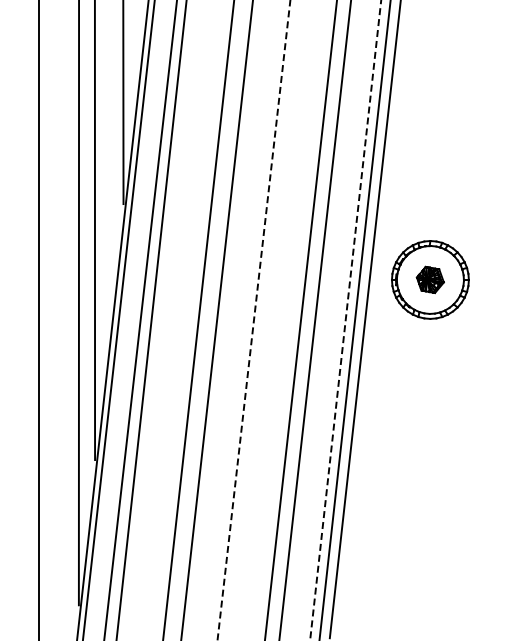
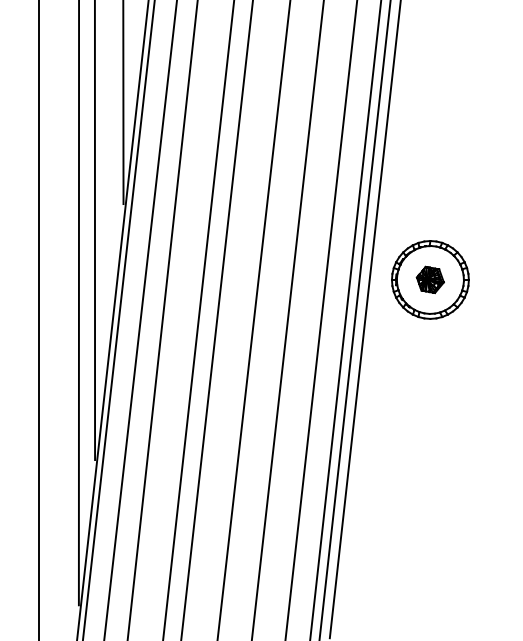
line position: (151, 319) -> (162, 319) (162, 319)
line position: (300, 319) -> (287, 319) (287, 319)
line position: (314, 319) -> (320, 319) (320, 319)
line: dashed -> solid (345, 320)
line: dashed -> solid (253, 321)
